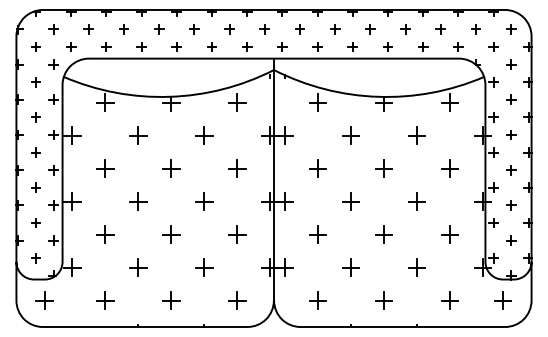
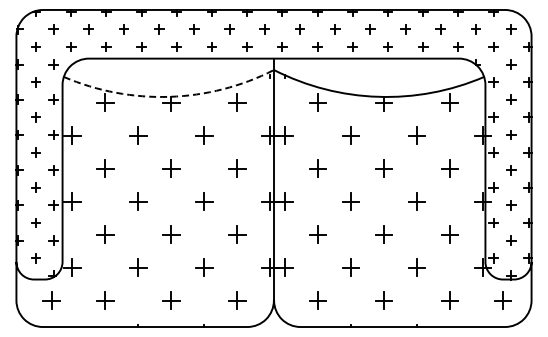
arc: solid -> dashed (169, 96)
part position: (44, 300) -> (51, 300) (51, 300)
